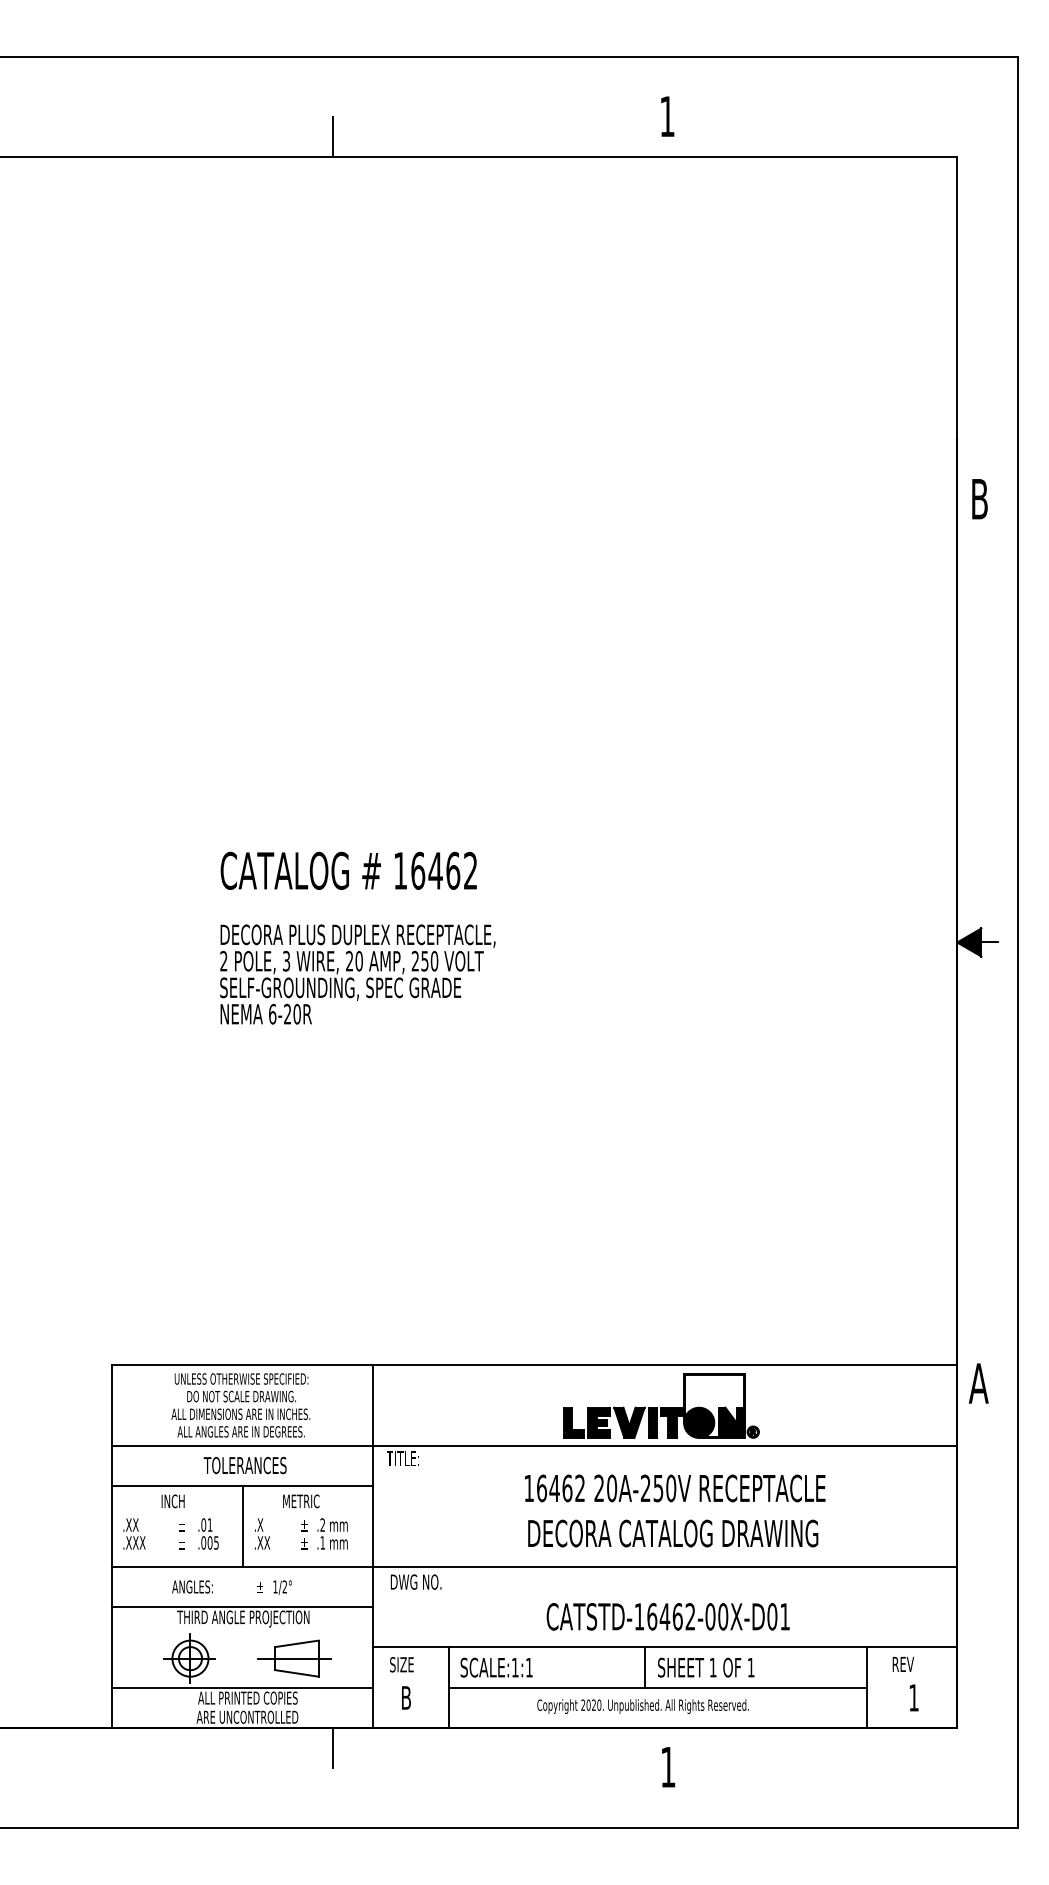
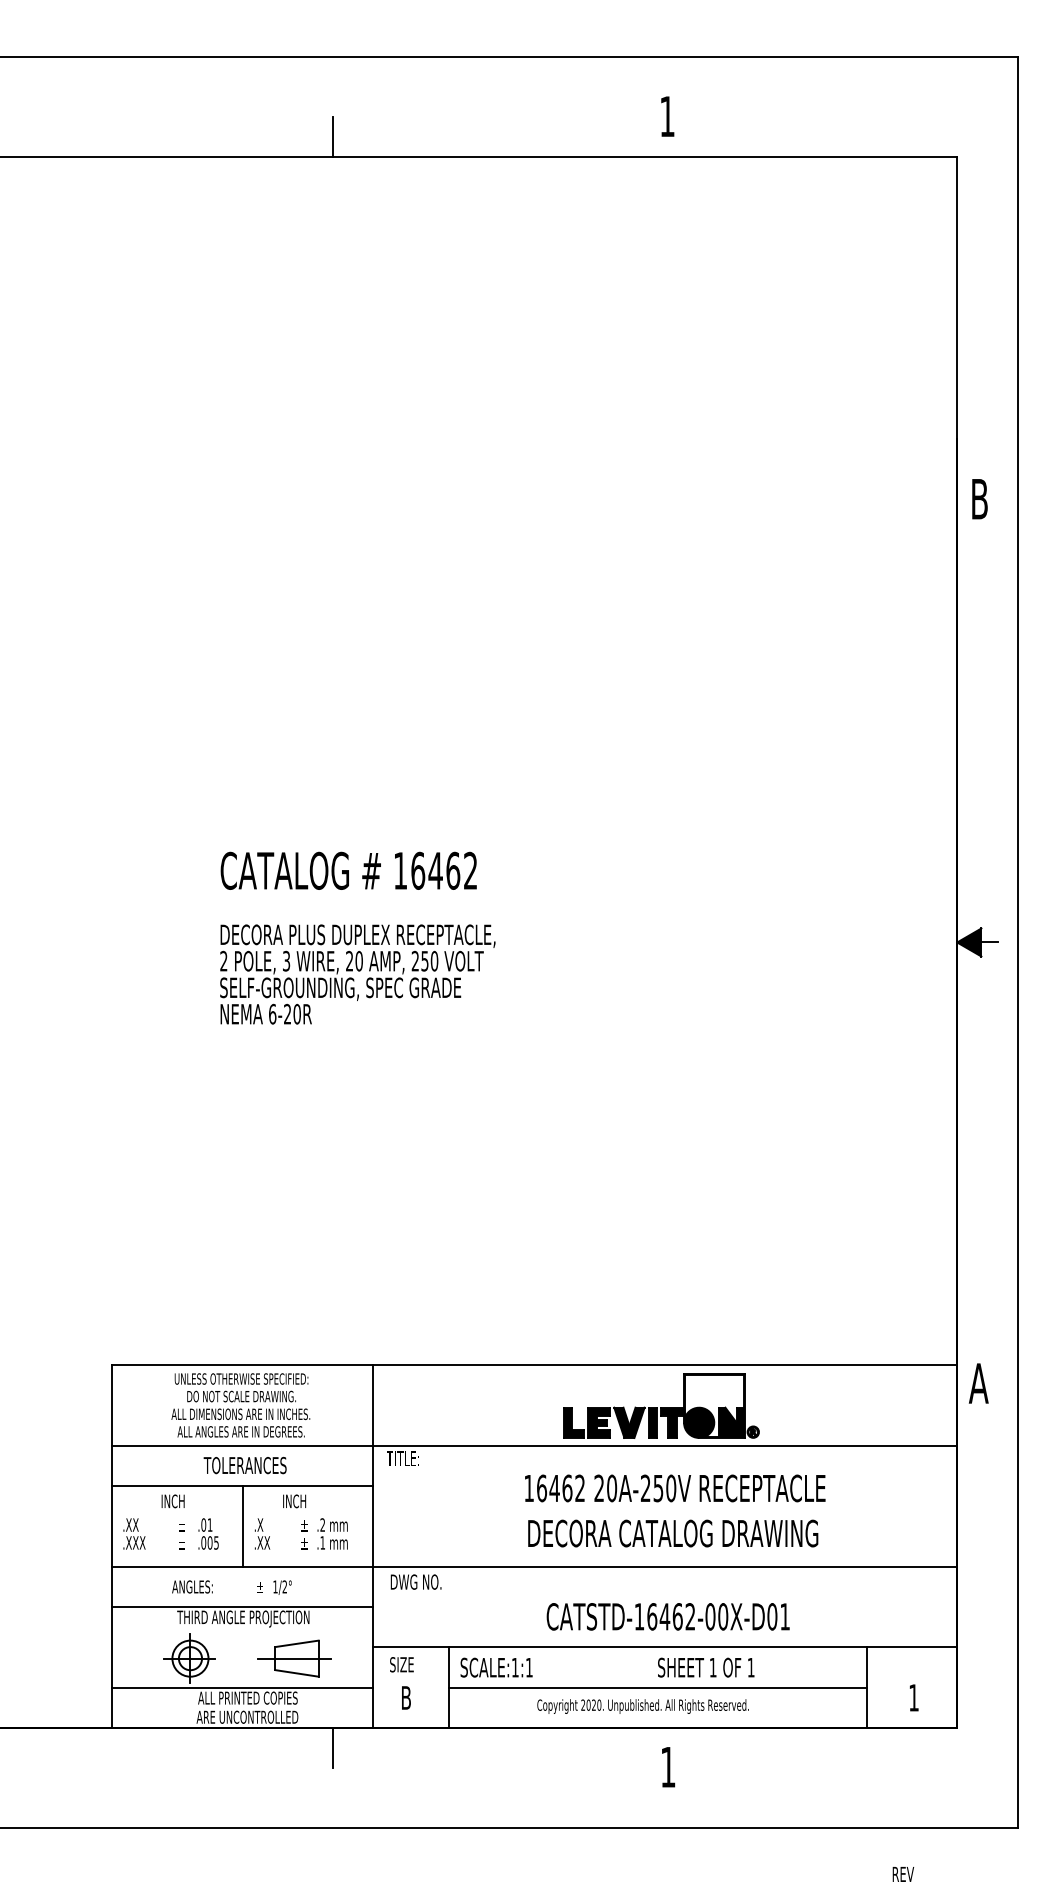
text: METRIC -> INCH (301, 1501)
text position: (903, 1664) -> (903, 1874) (903, 1874)
line: present -> none (645, 1667)
